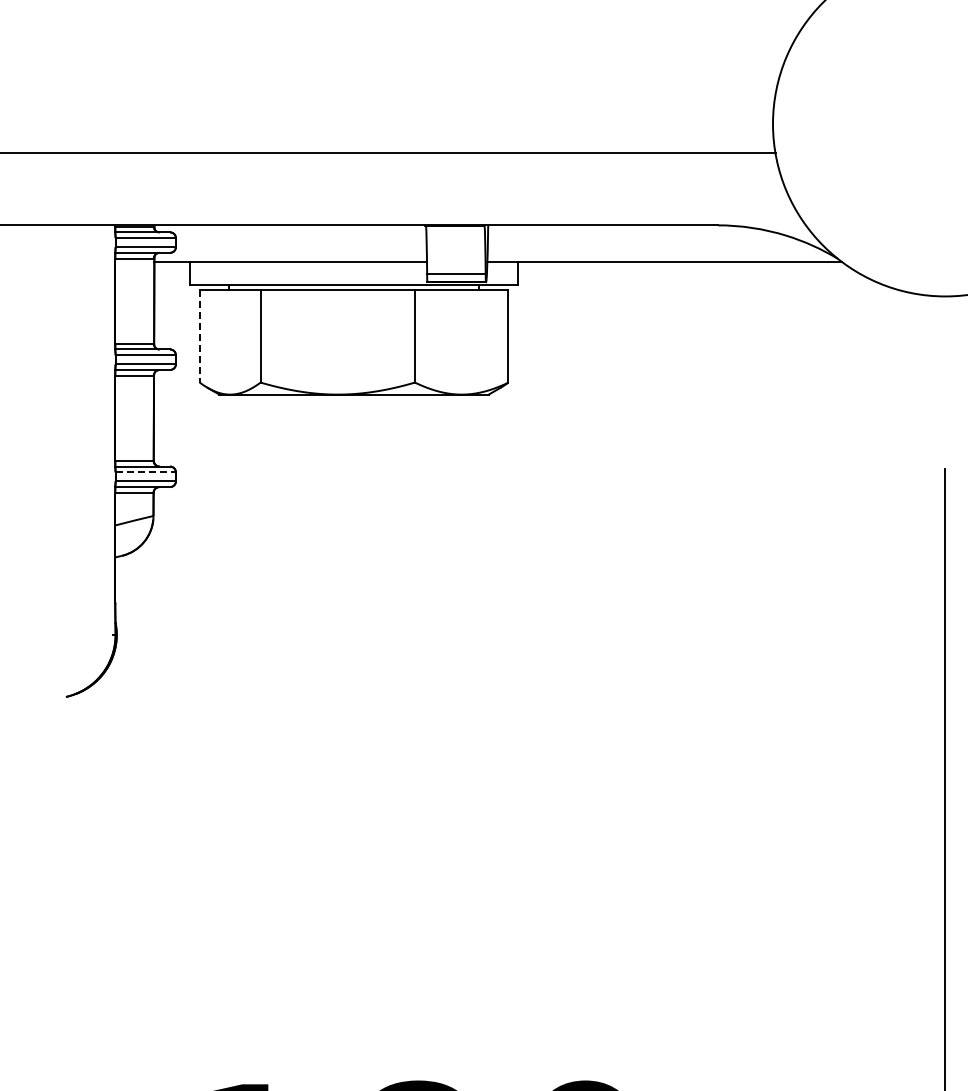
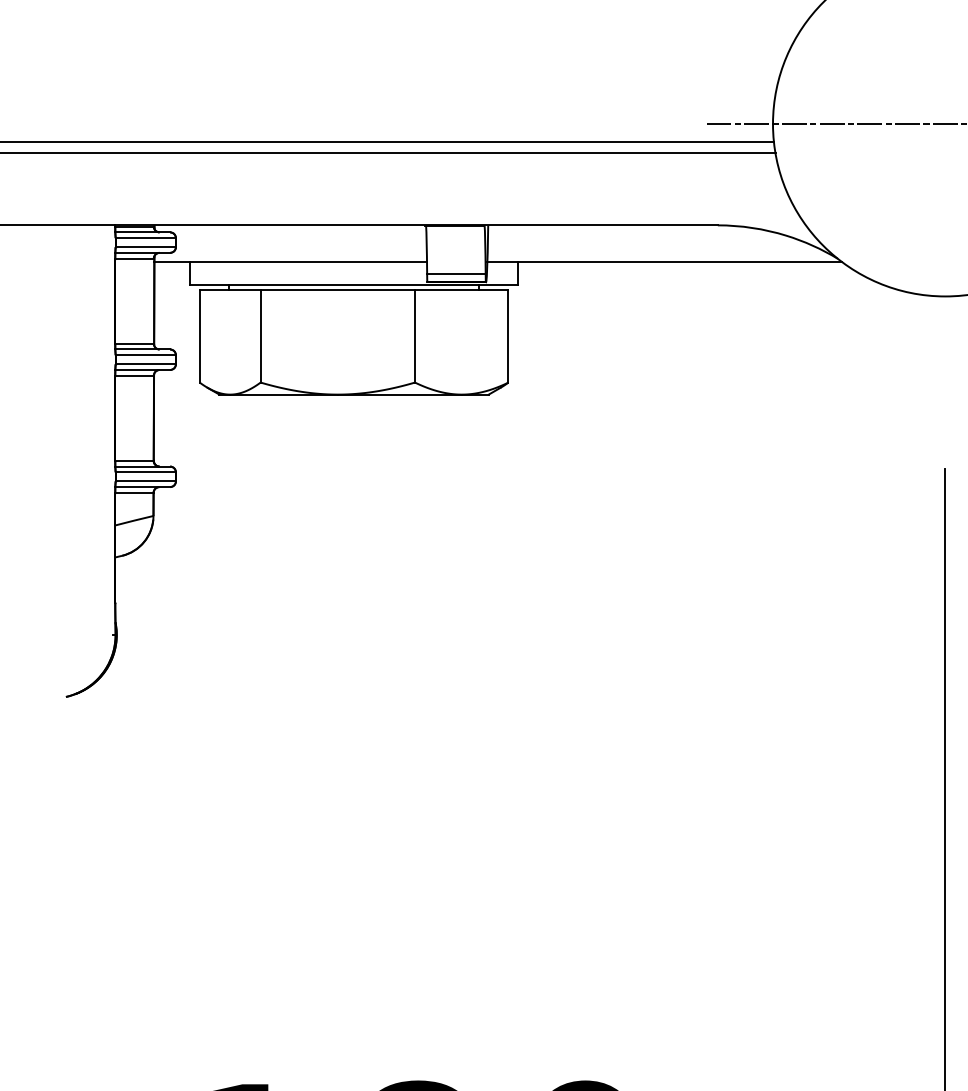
line: none -> present (835, 124)
line: none -> present (387, 141)
line: dashed -> solid (199, 336)
line: dashed -> solid (146, 472)
